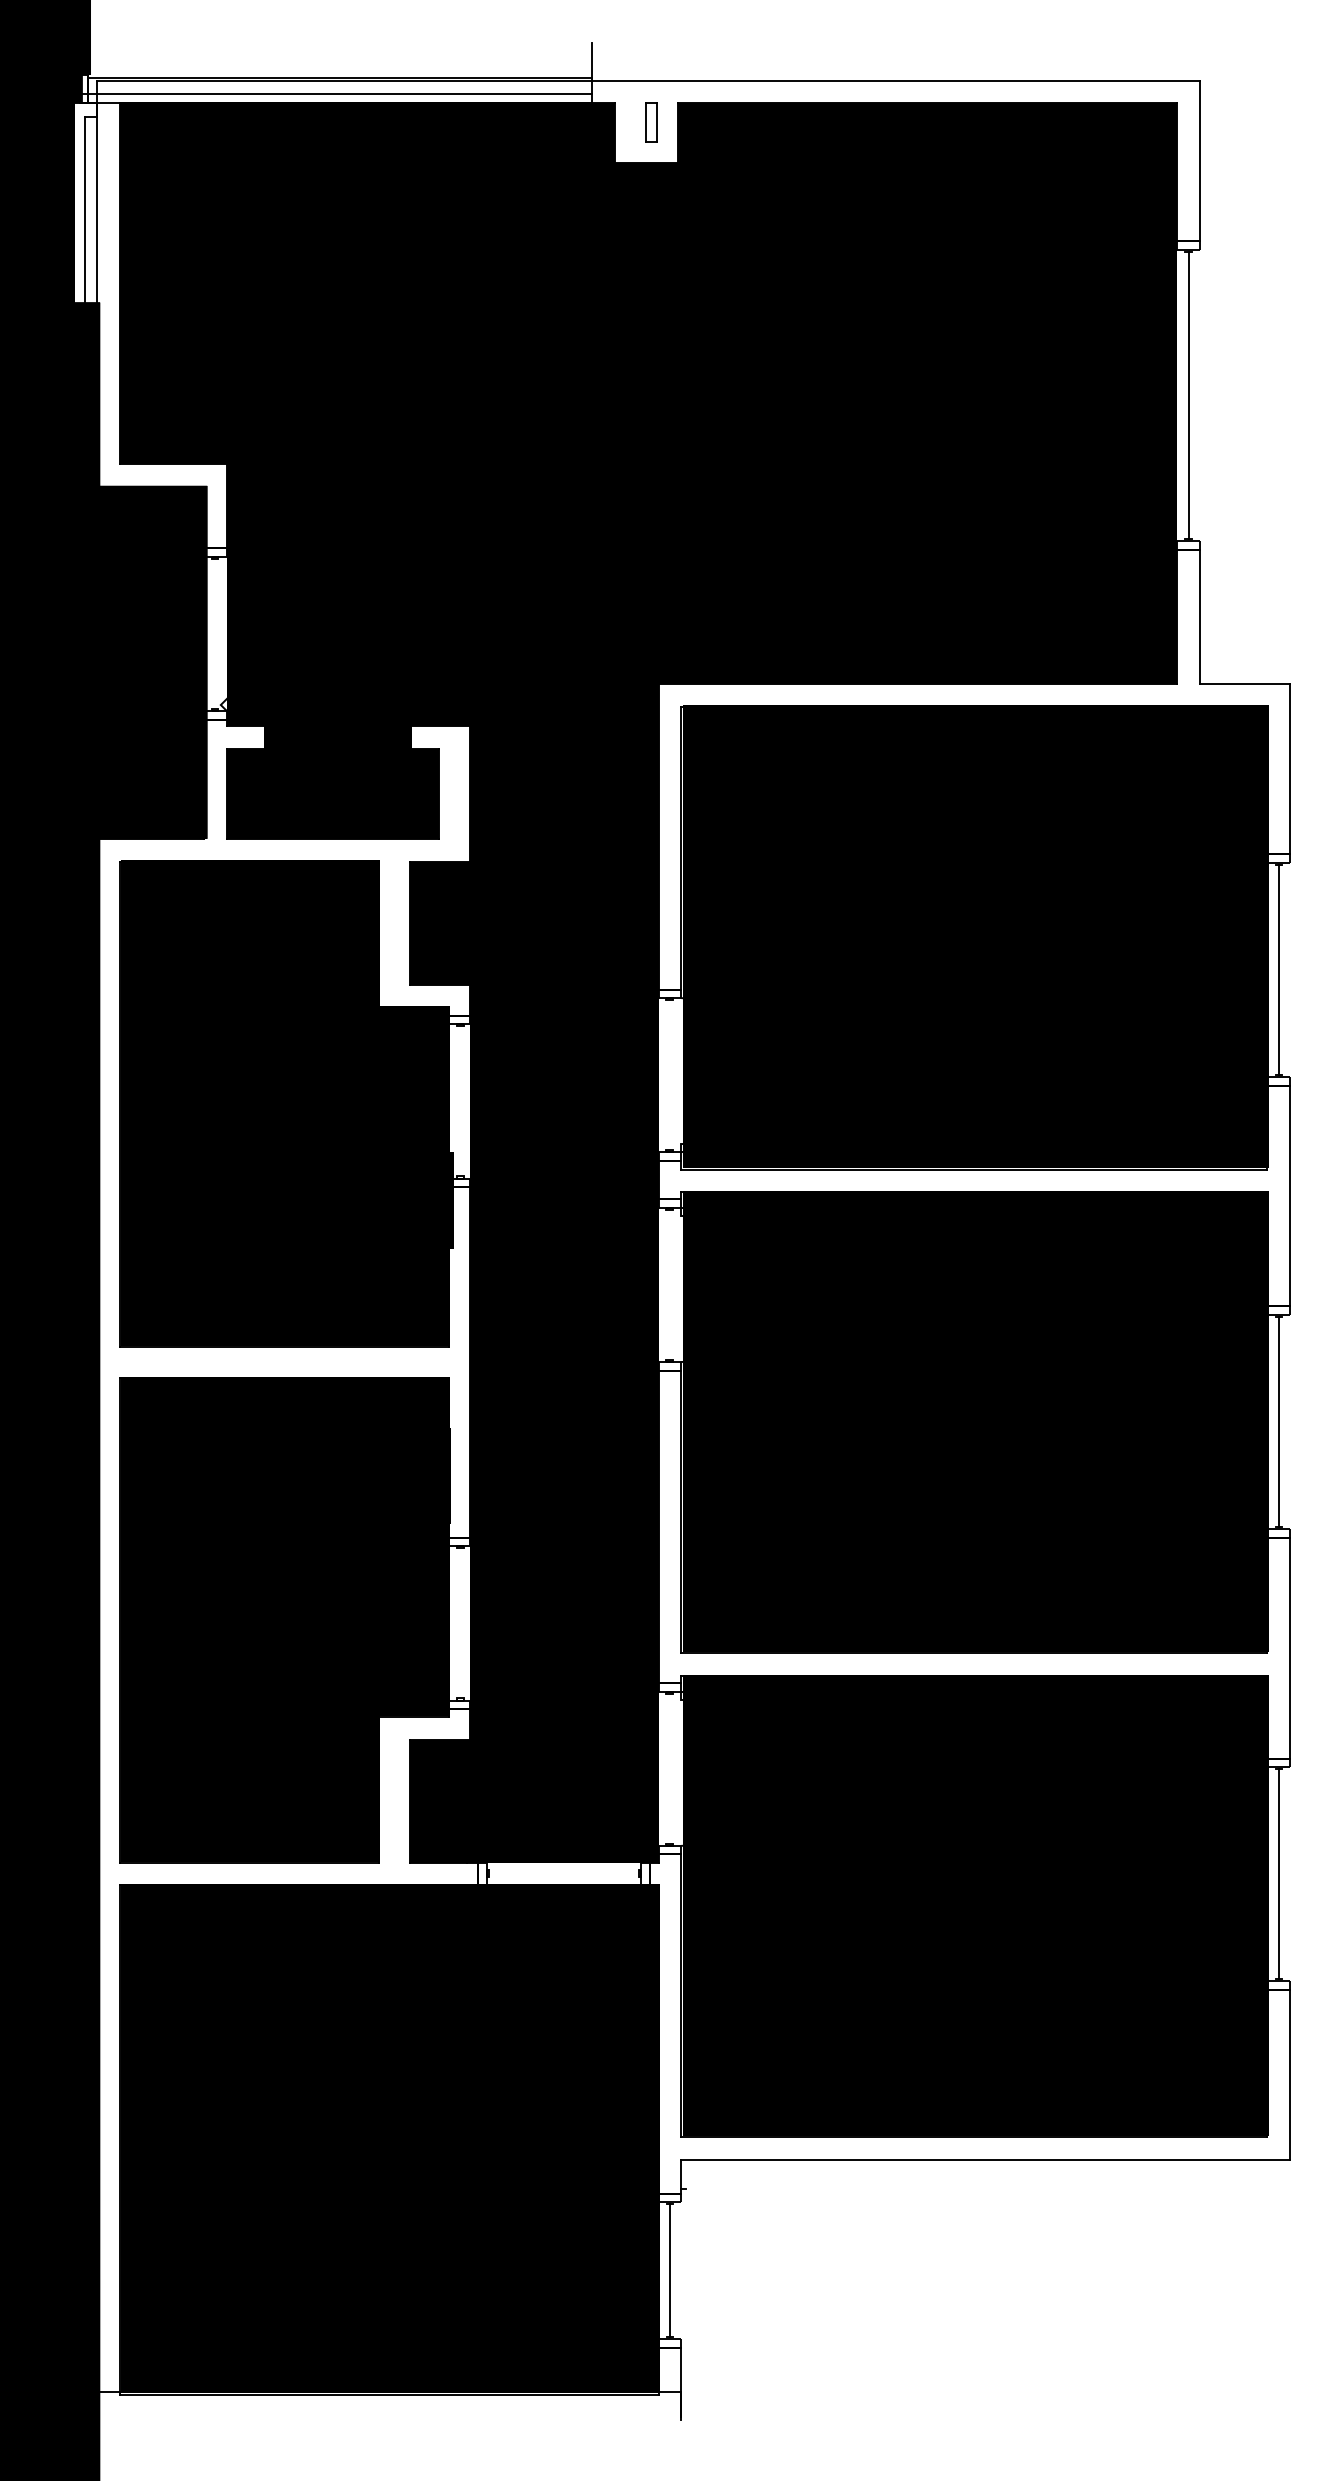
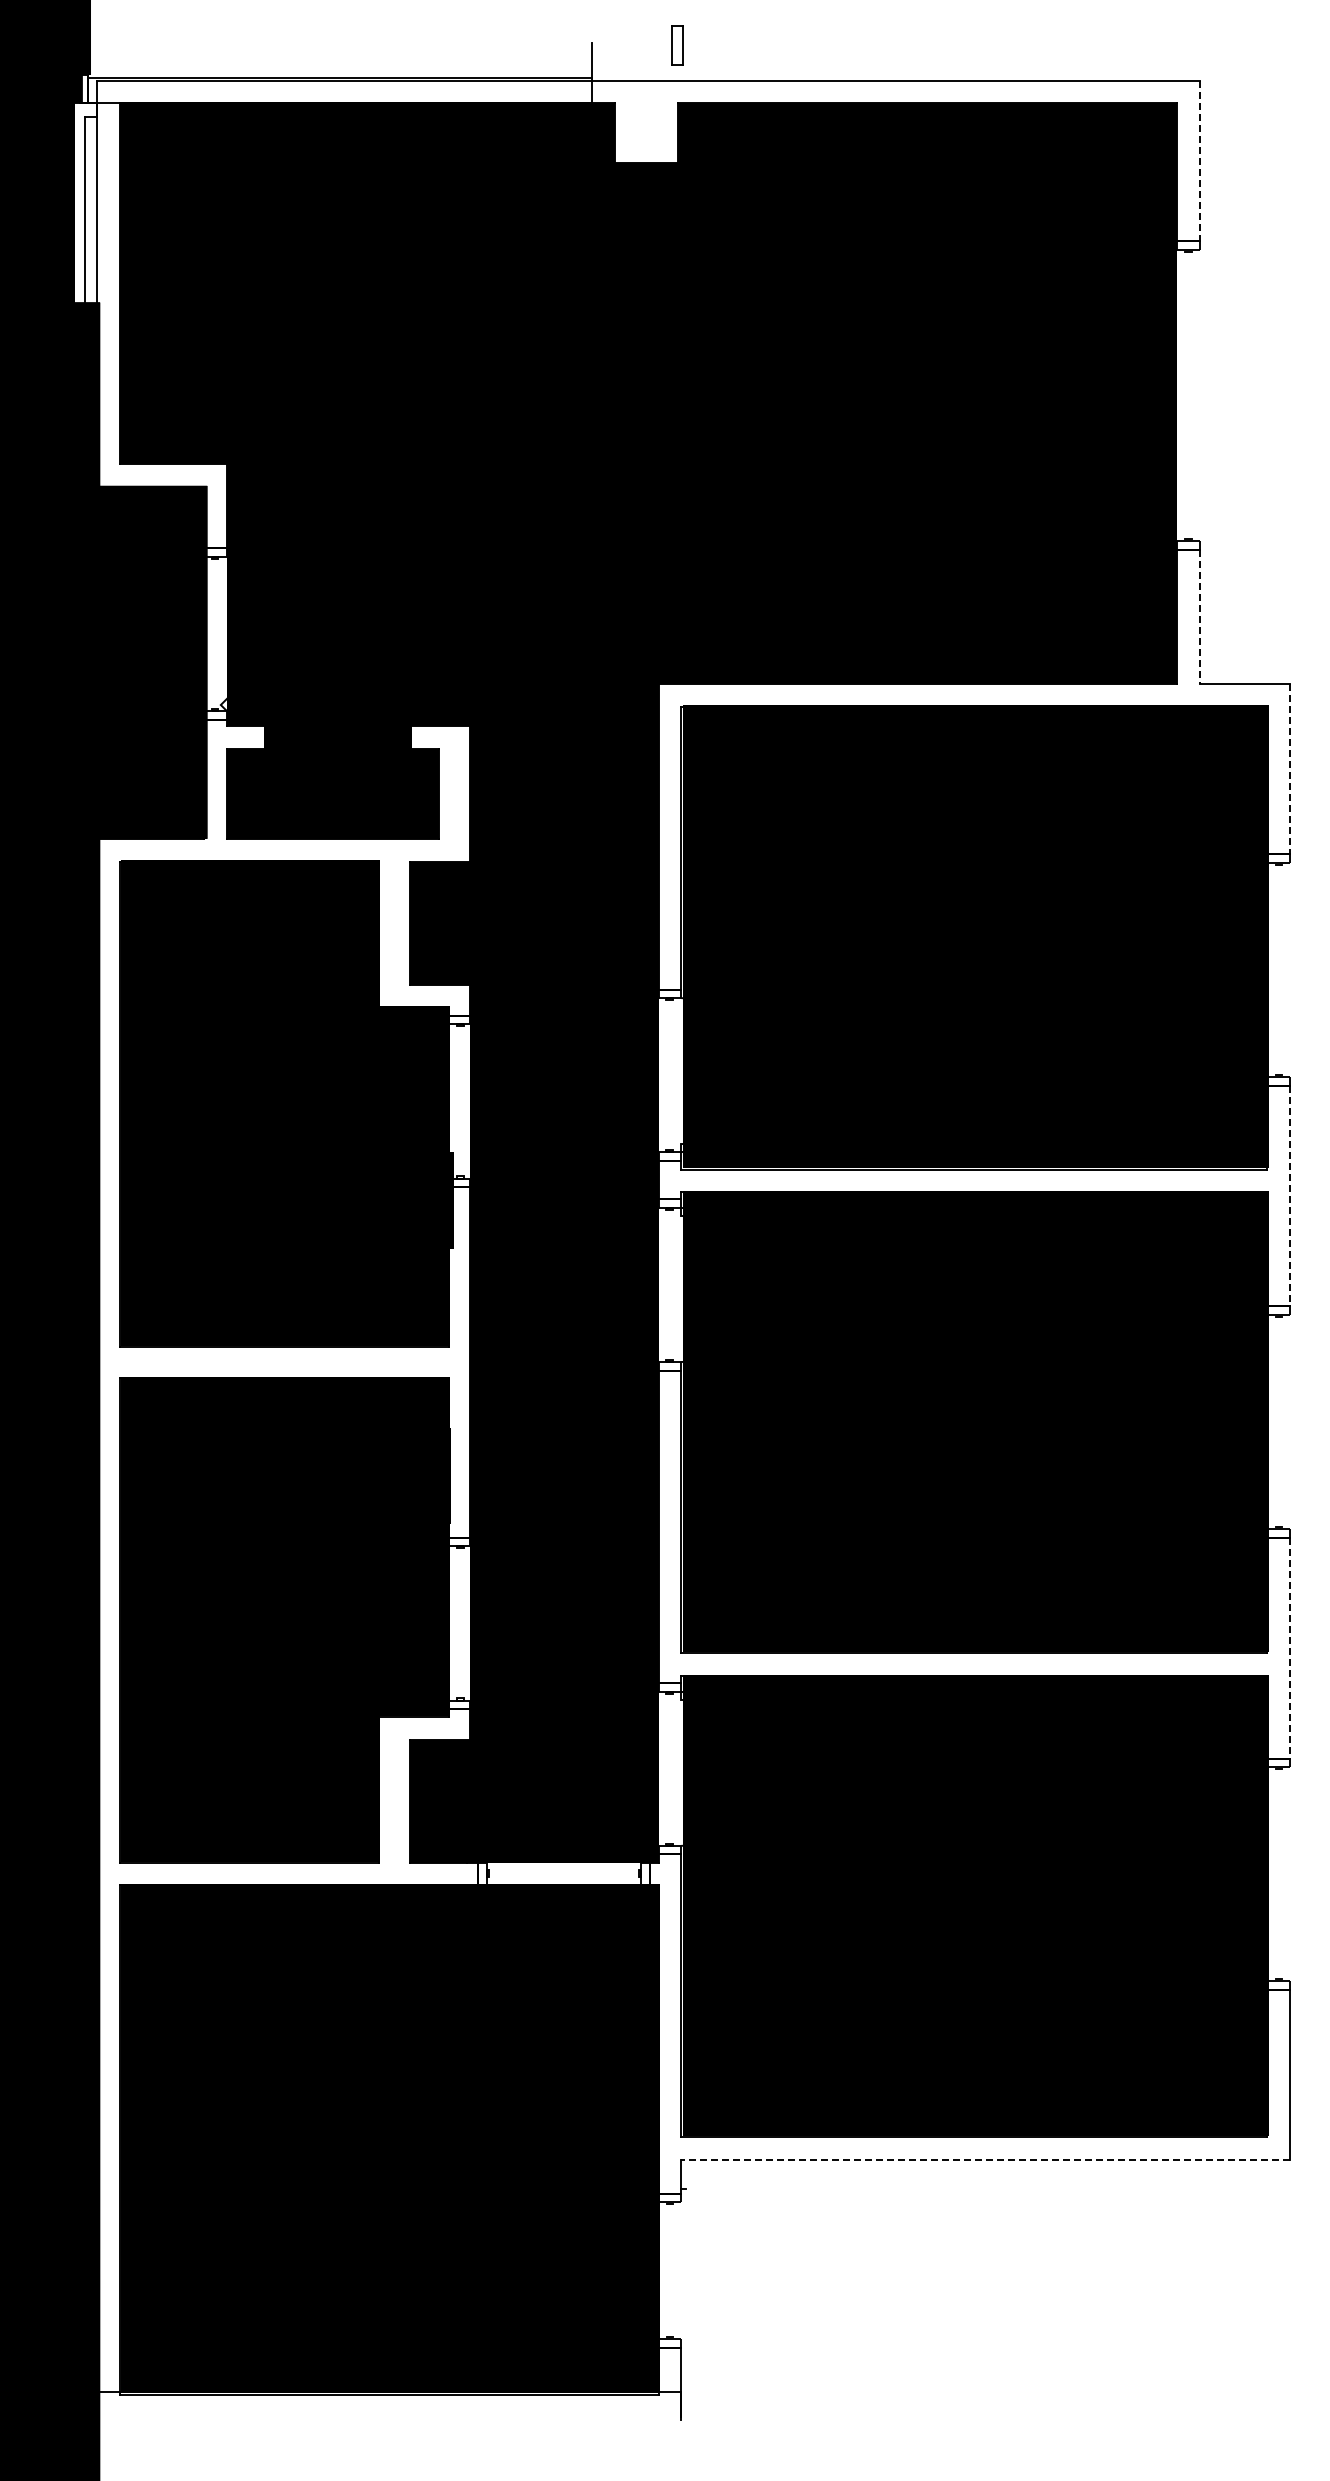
line: present -> none (296, 94)
part position: (651, 122) -> (677, 45) (677, 45)
line: solid -> dashed (1199, 161)
line: present -> none (1188, 394)
line: solid -> dashed (1199, 617)
line: solid -> dashed (1289, 769)
line: present -> none (1278, 969)
line: solid -> dashed (1289, 1196)
line: present -> none (1278, 1421)
line: solid -> dashed (1289, 1648)
line: present -> none (1278, 1874)
line: solid -> dashed (985, 2159)
line: present -> none (670, 2270)
